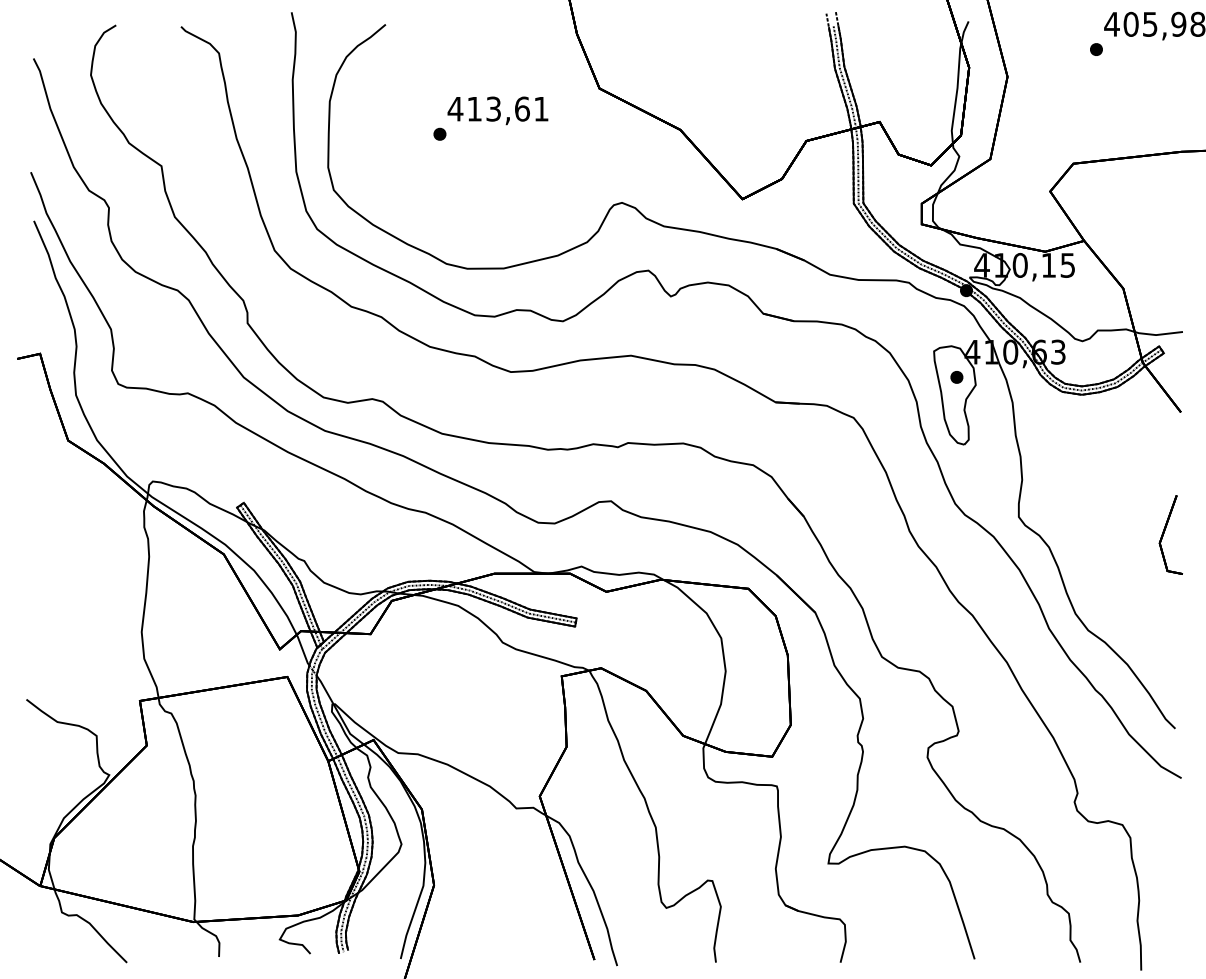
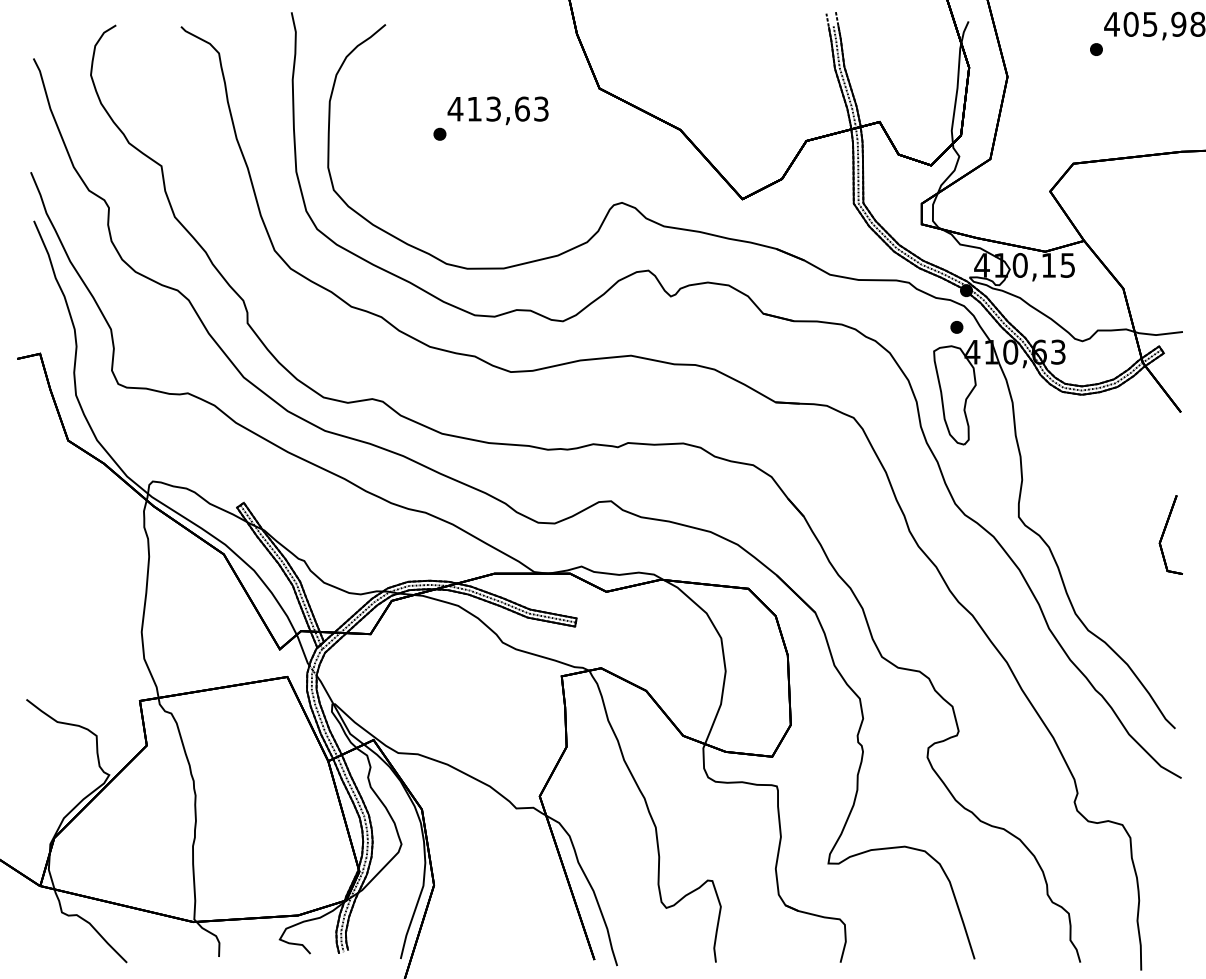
text: 413,61 -> 413,63 (541, 108)
part position: (956, 377) -> (956, 327) (956, 327)
